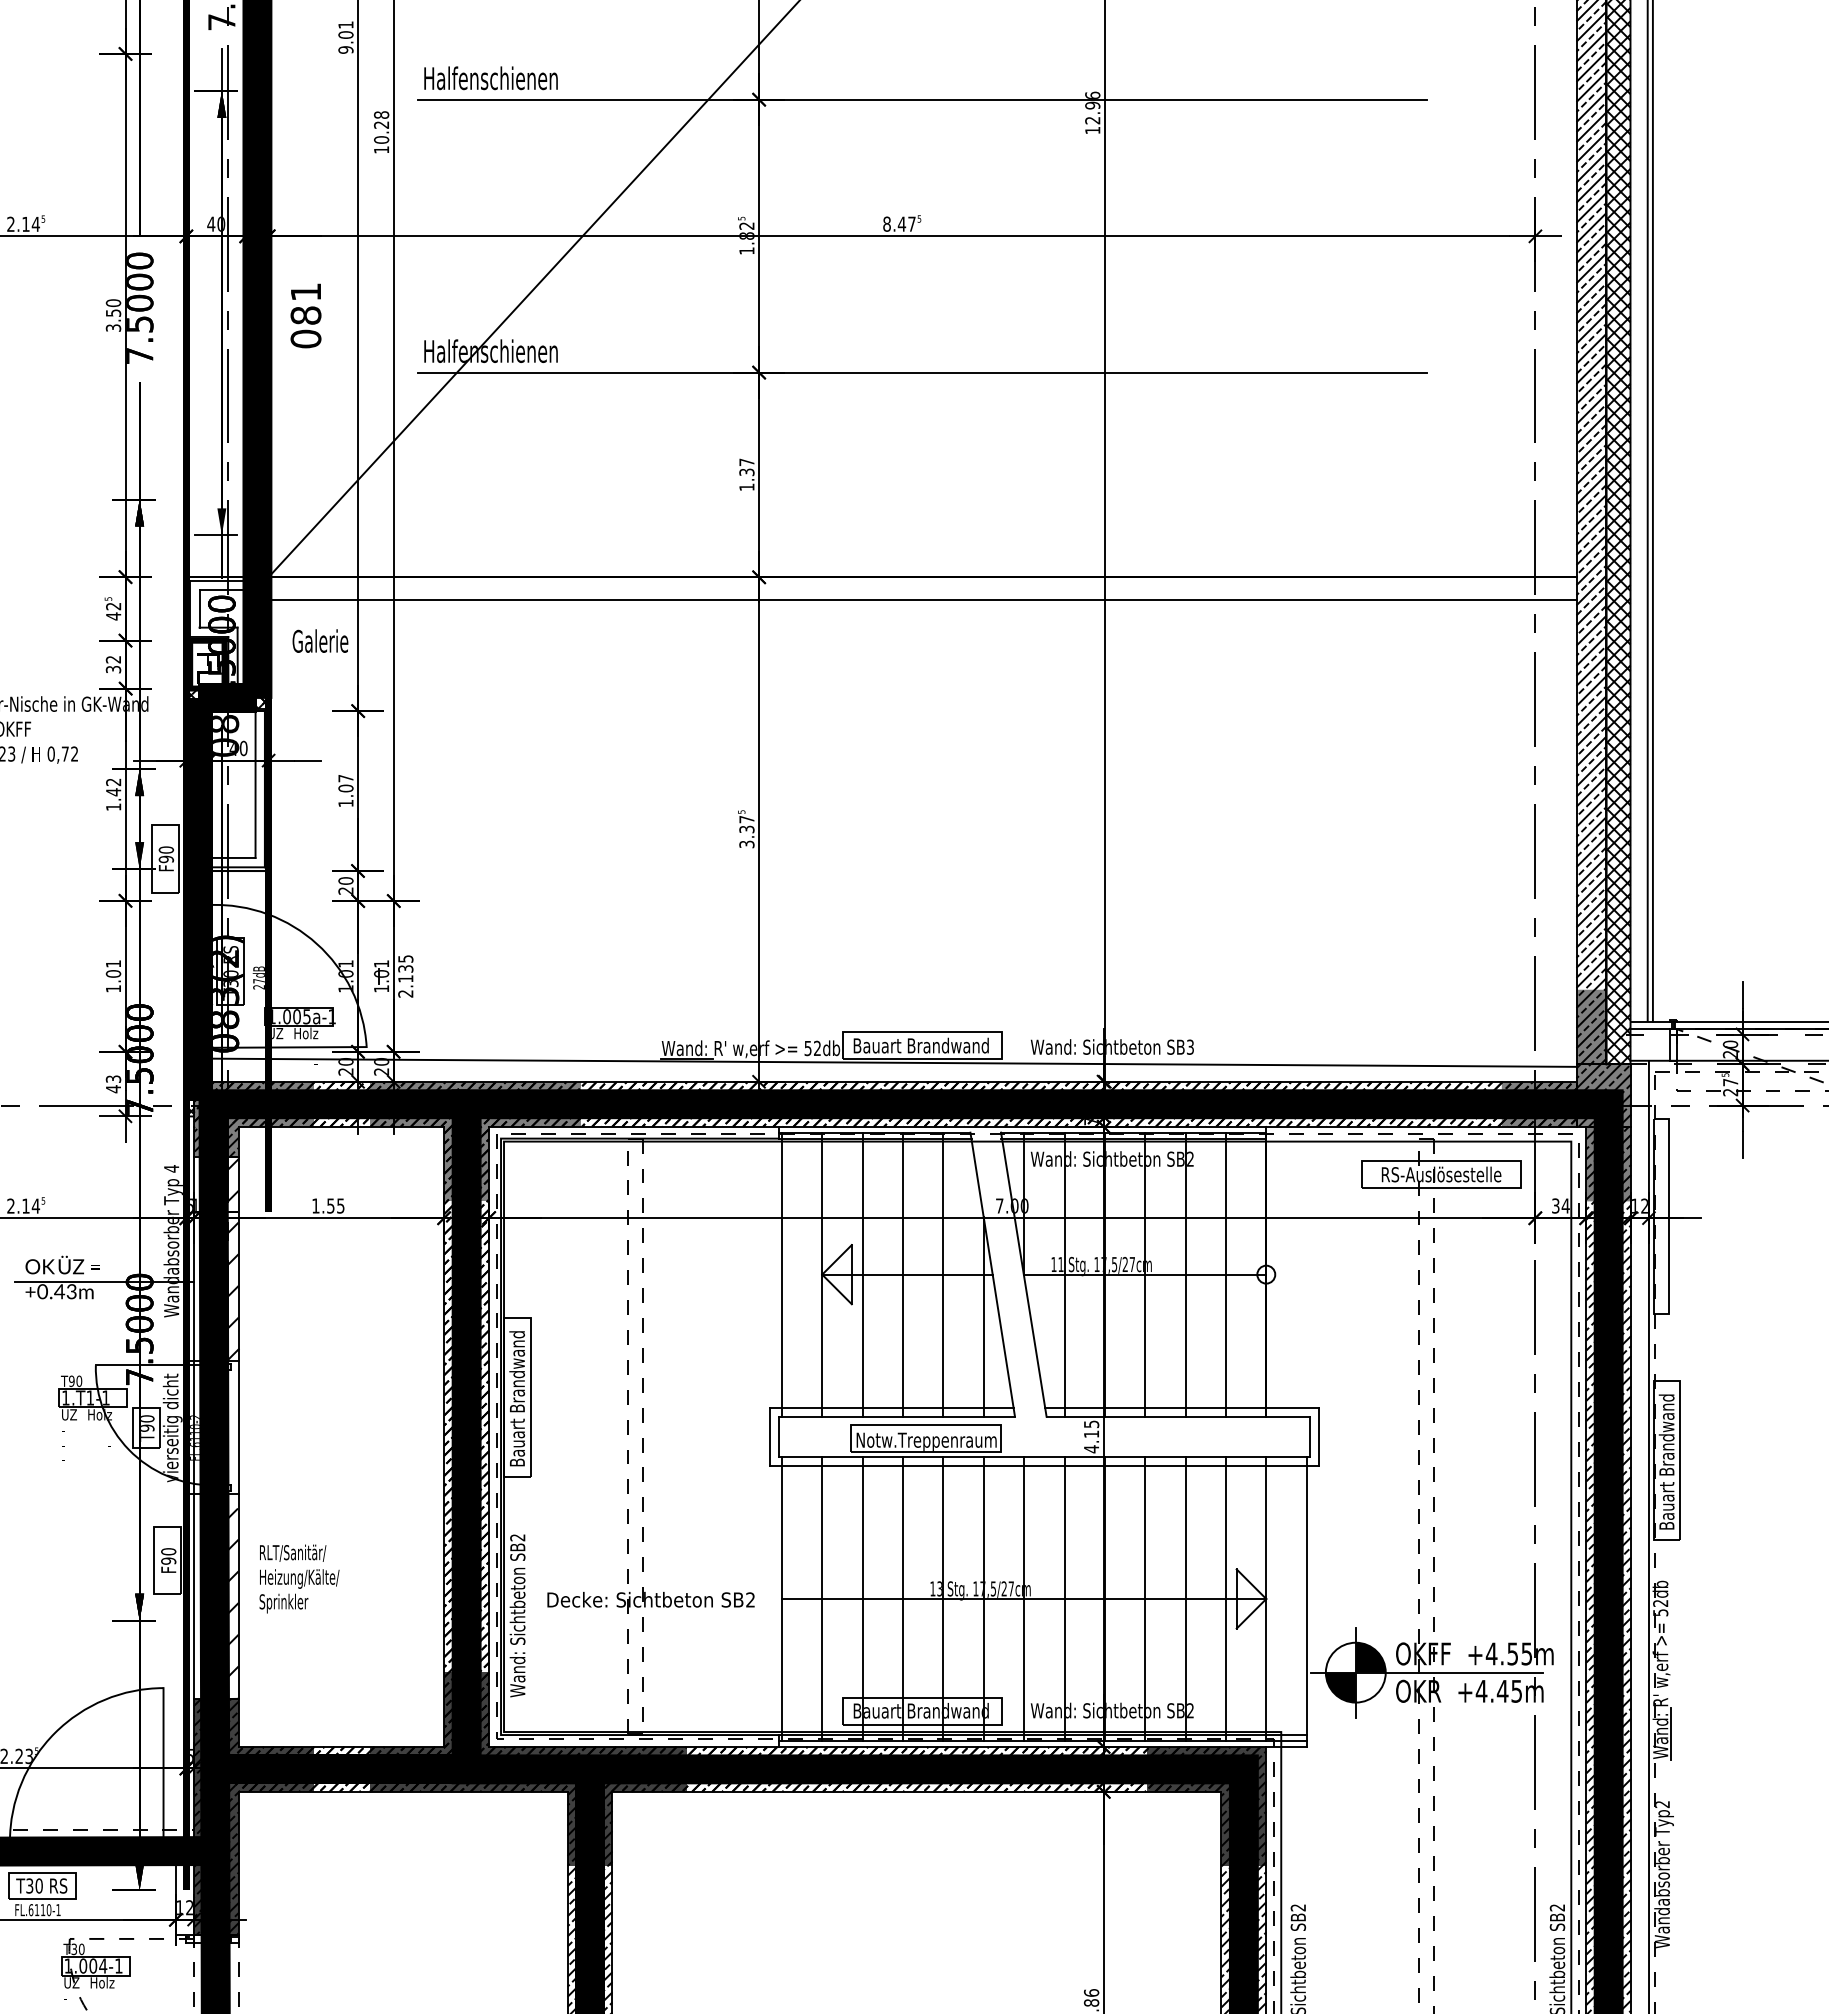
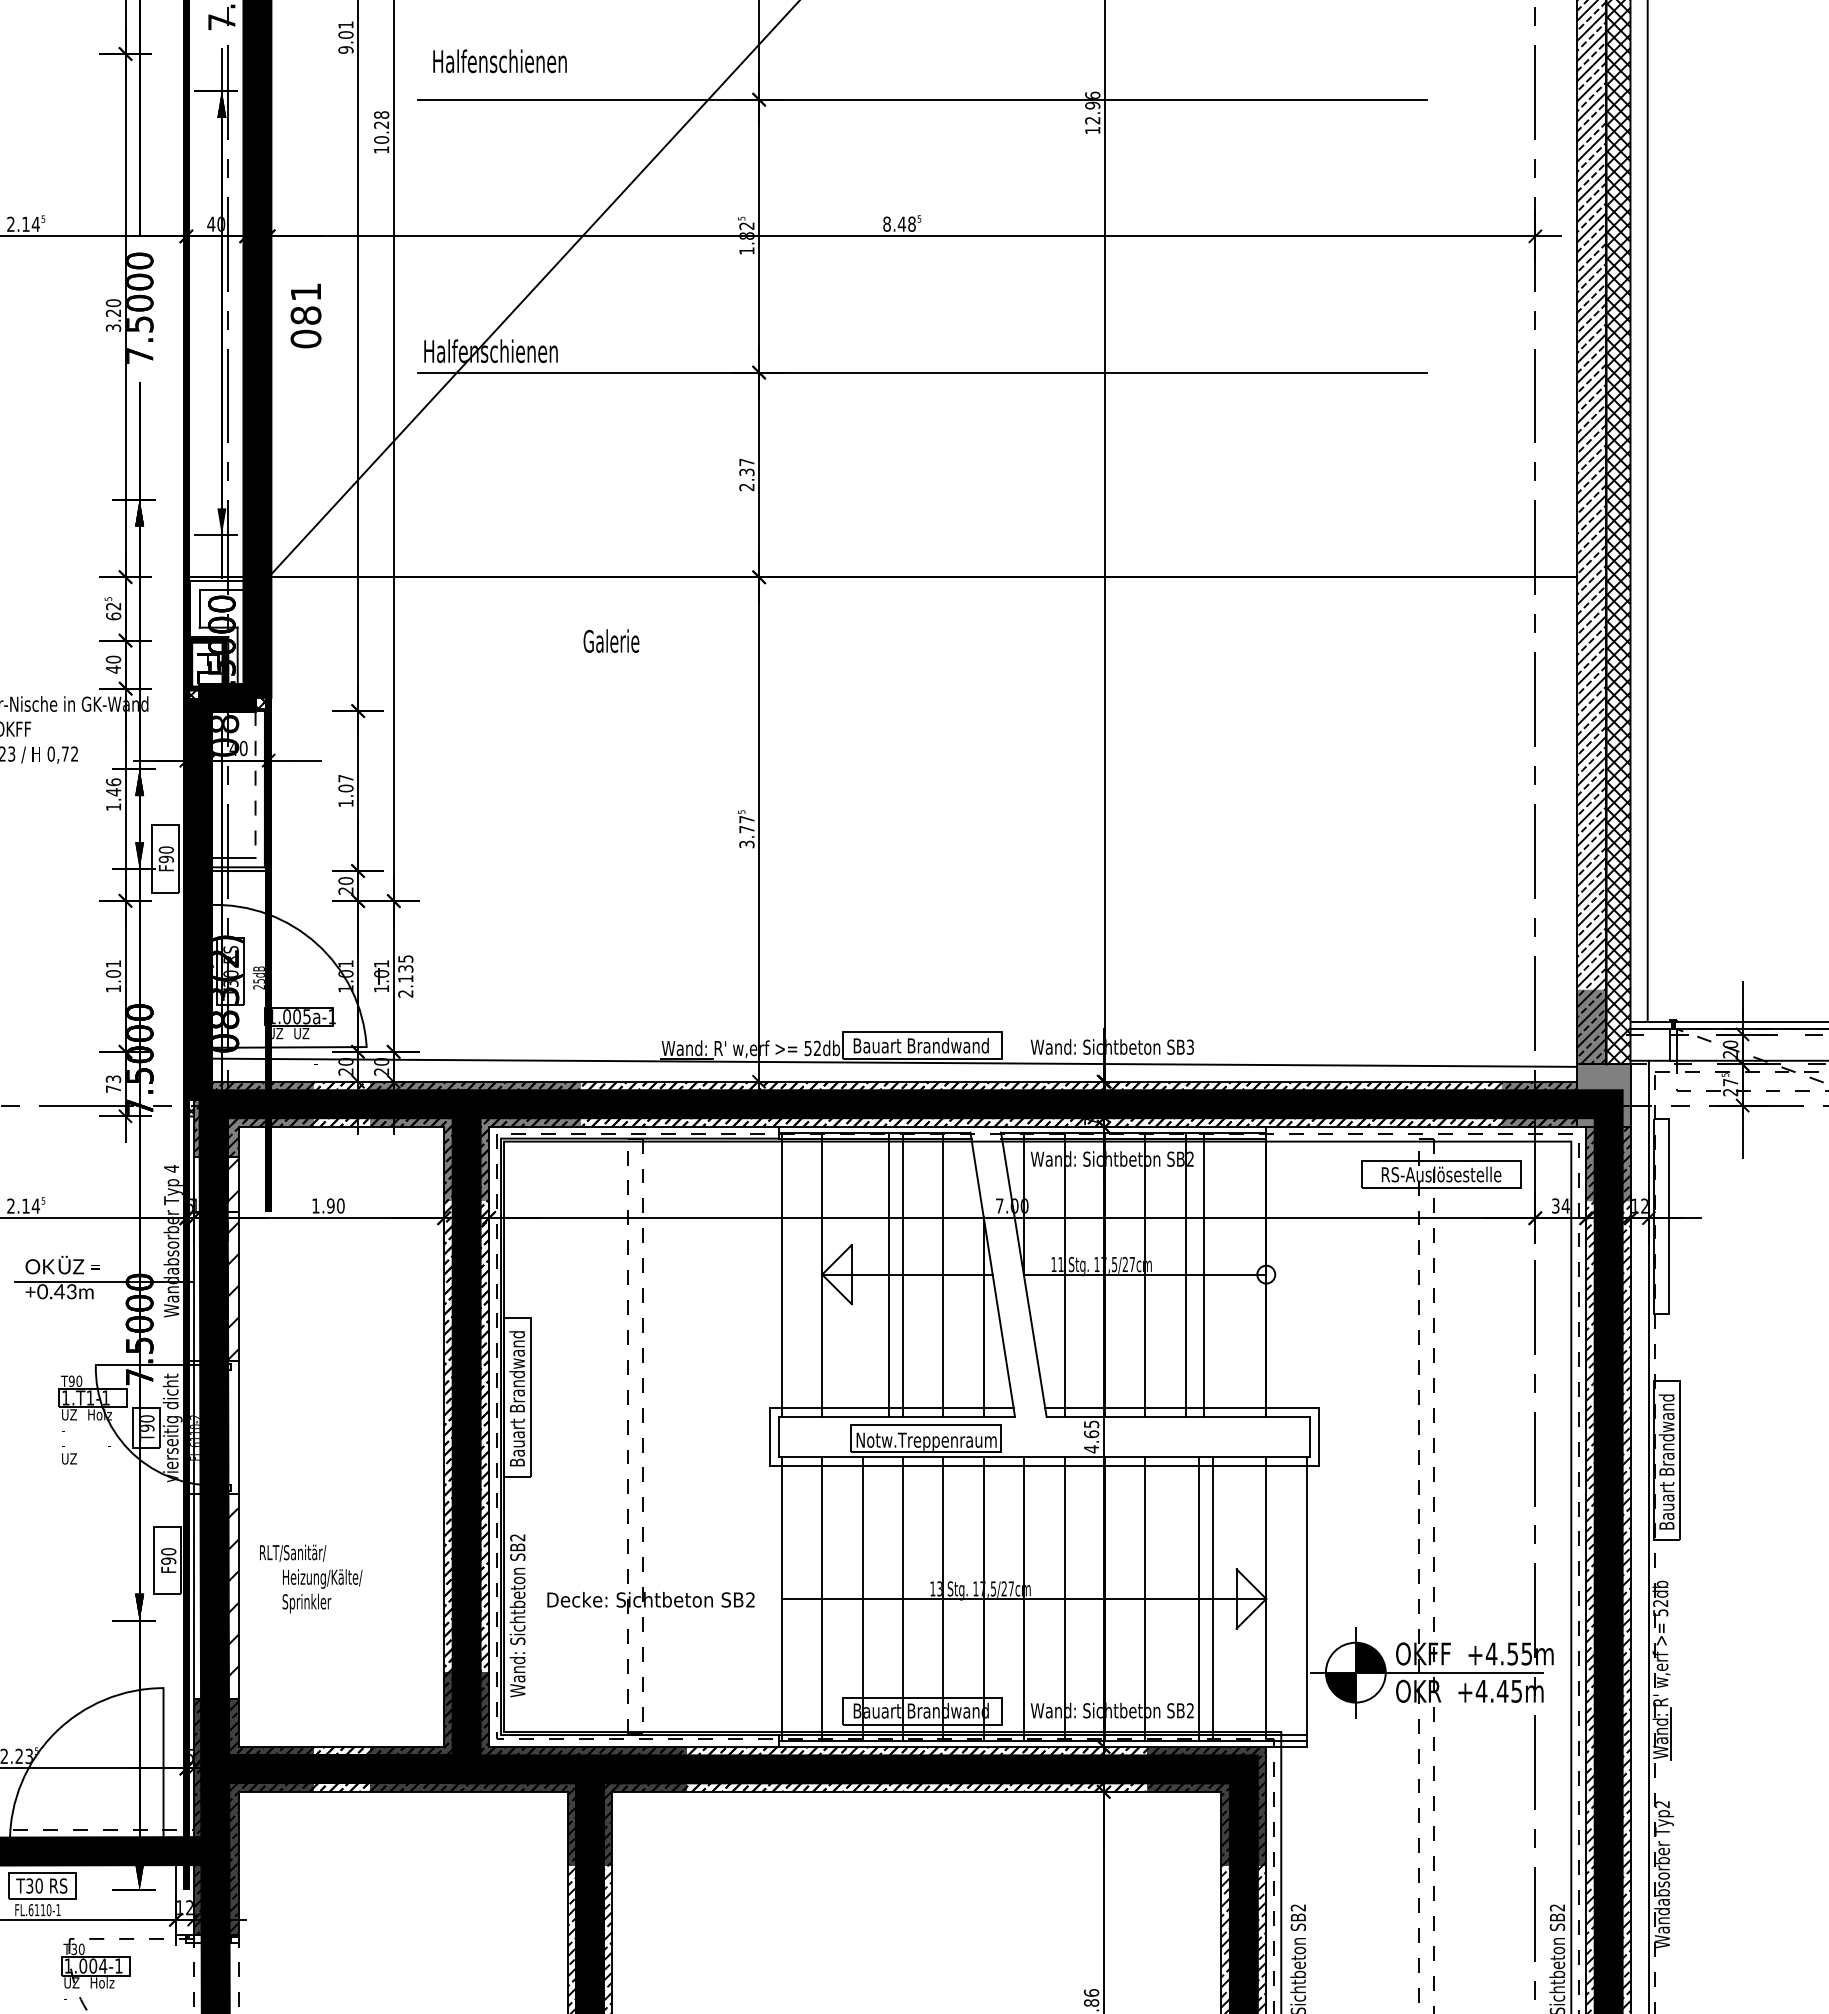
text position: (490, 78) -> (499, 61) (499, 61)
text: 8.47 -> 8.48 (911, 223)
text: 3.50 -> 3.20 (113, 312)
text: 1.37 -> 2.37 (746, 487)
line: present -> none (1652, 511)
line: present -> none (922, 600)
text: 42 -> 62 (113, 616)
text position: (320, 640) -> (611, 640) (611, 640)
text: 32 -> 40 (113, 664)
text: 1.42 -> 1.46 (113, 782)
line: solid -> dashed (255, 784)
text: 3.37 -> 3.77 (746, 829)
text: 27dB -> 25dB (258, 981)
text: Holz -> UZ (306, 1033)
text: 43 -> 73 (113, 1089)
hatch: present -> none (1603, 1095)
text: 1.55 -> 1.90 (335, 1205)
line position: (862, 1274) -> (888, 1274) (888, 1274)
line position: (1225, 1274) -> (1203, 1274) (1203, 1274)
text: 4.15 -> 4.65 (1091, 1434)
text: - -> UZ (69, 1458)
text position: (299, 1591) -> (322, 1591) (322, 1591)
line position: (1185, 1599) -> (1212, 1599) (1212, 1599)
line position: (1225, 1599) -> (1198, 1599) (1198, 1599)
